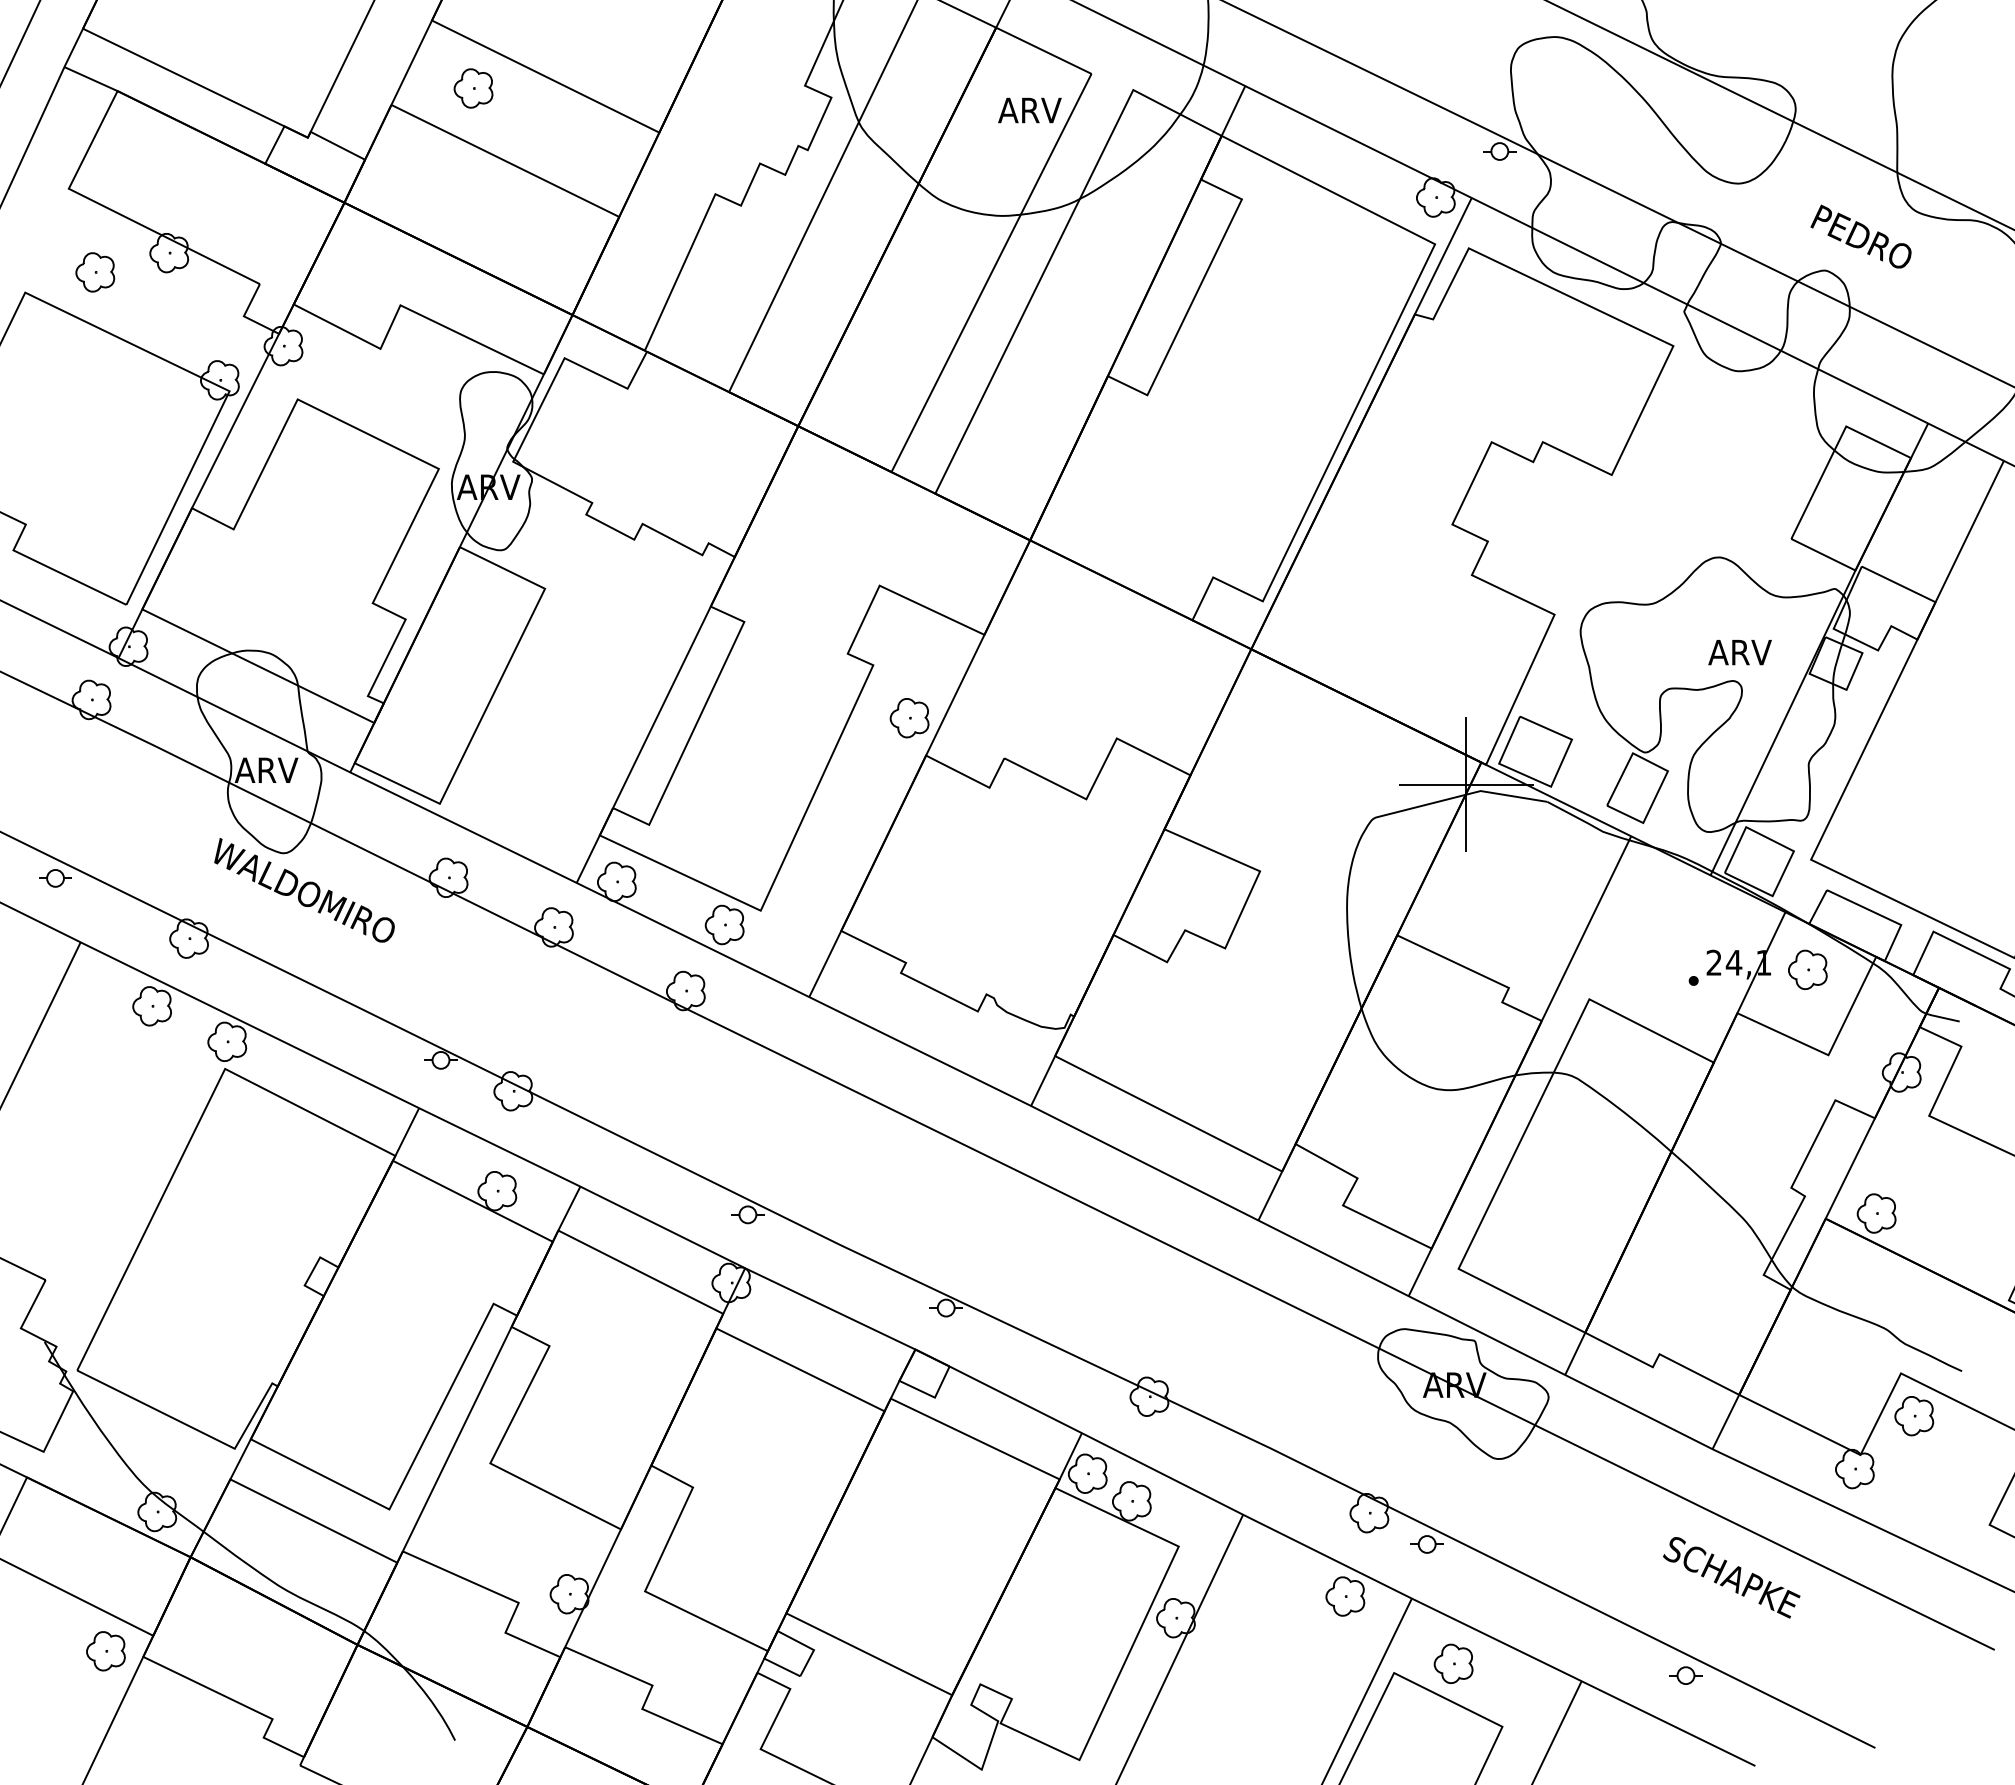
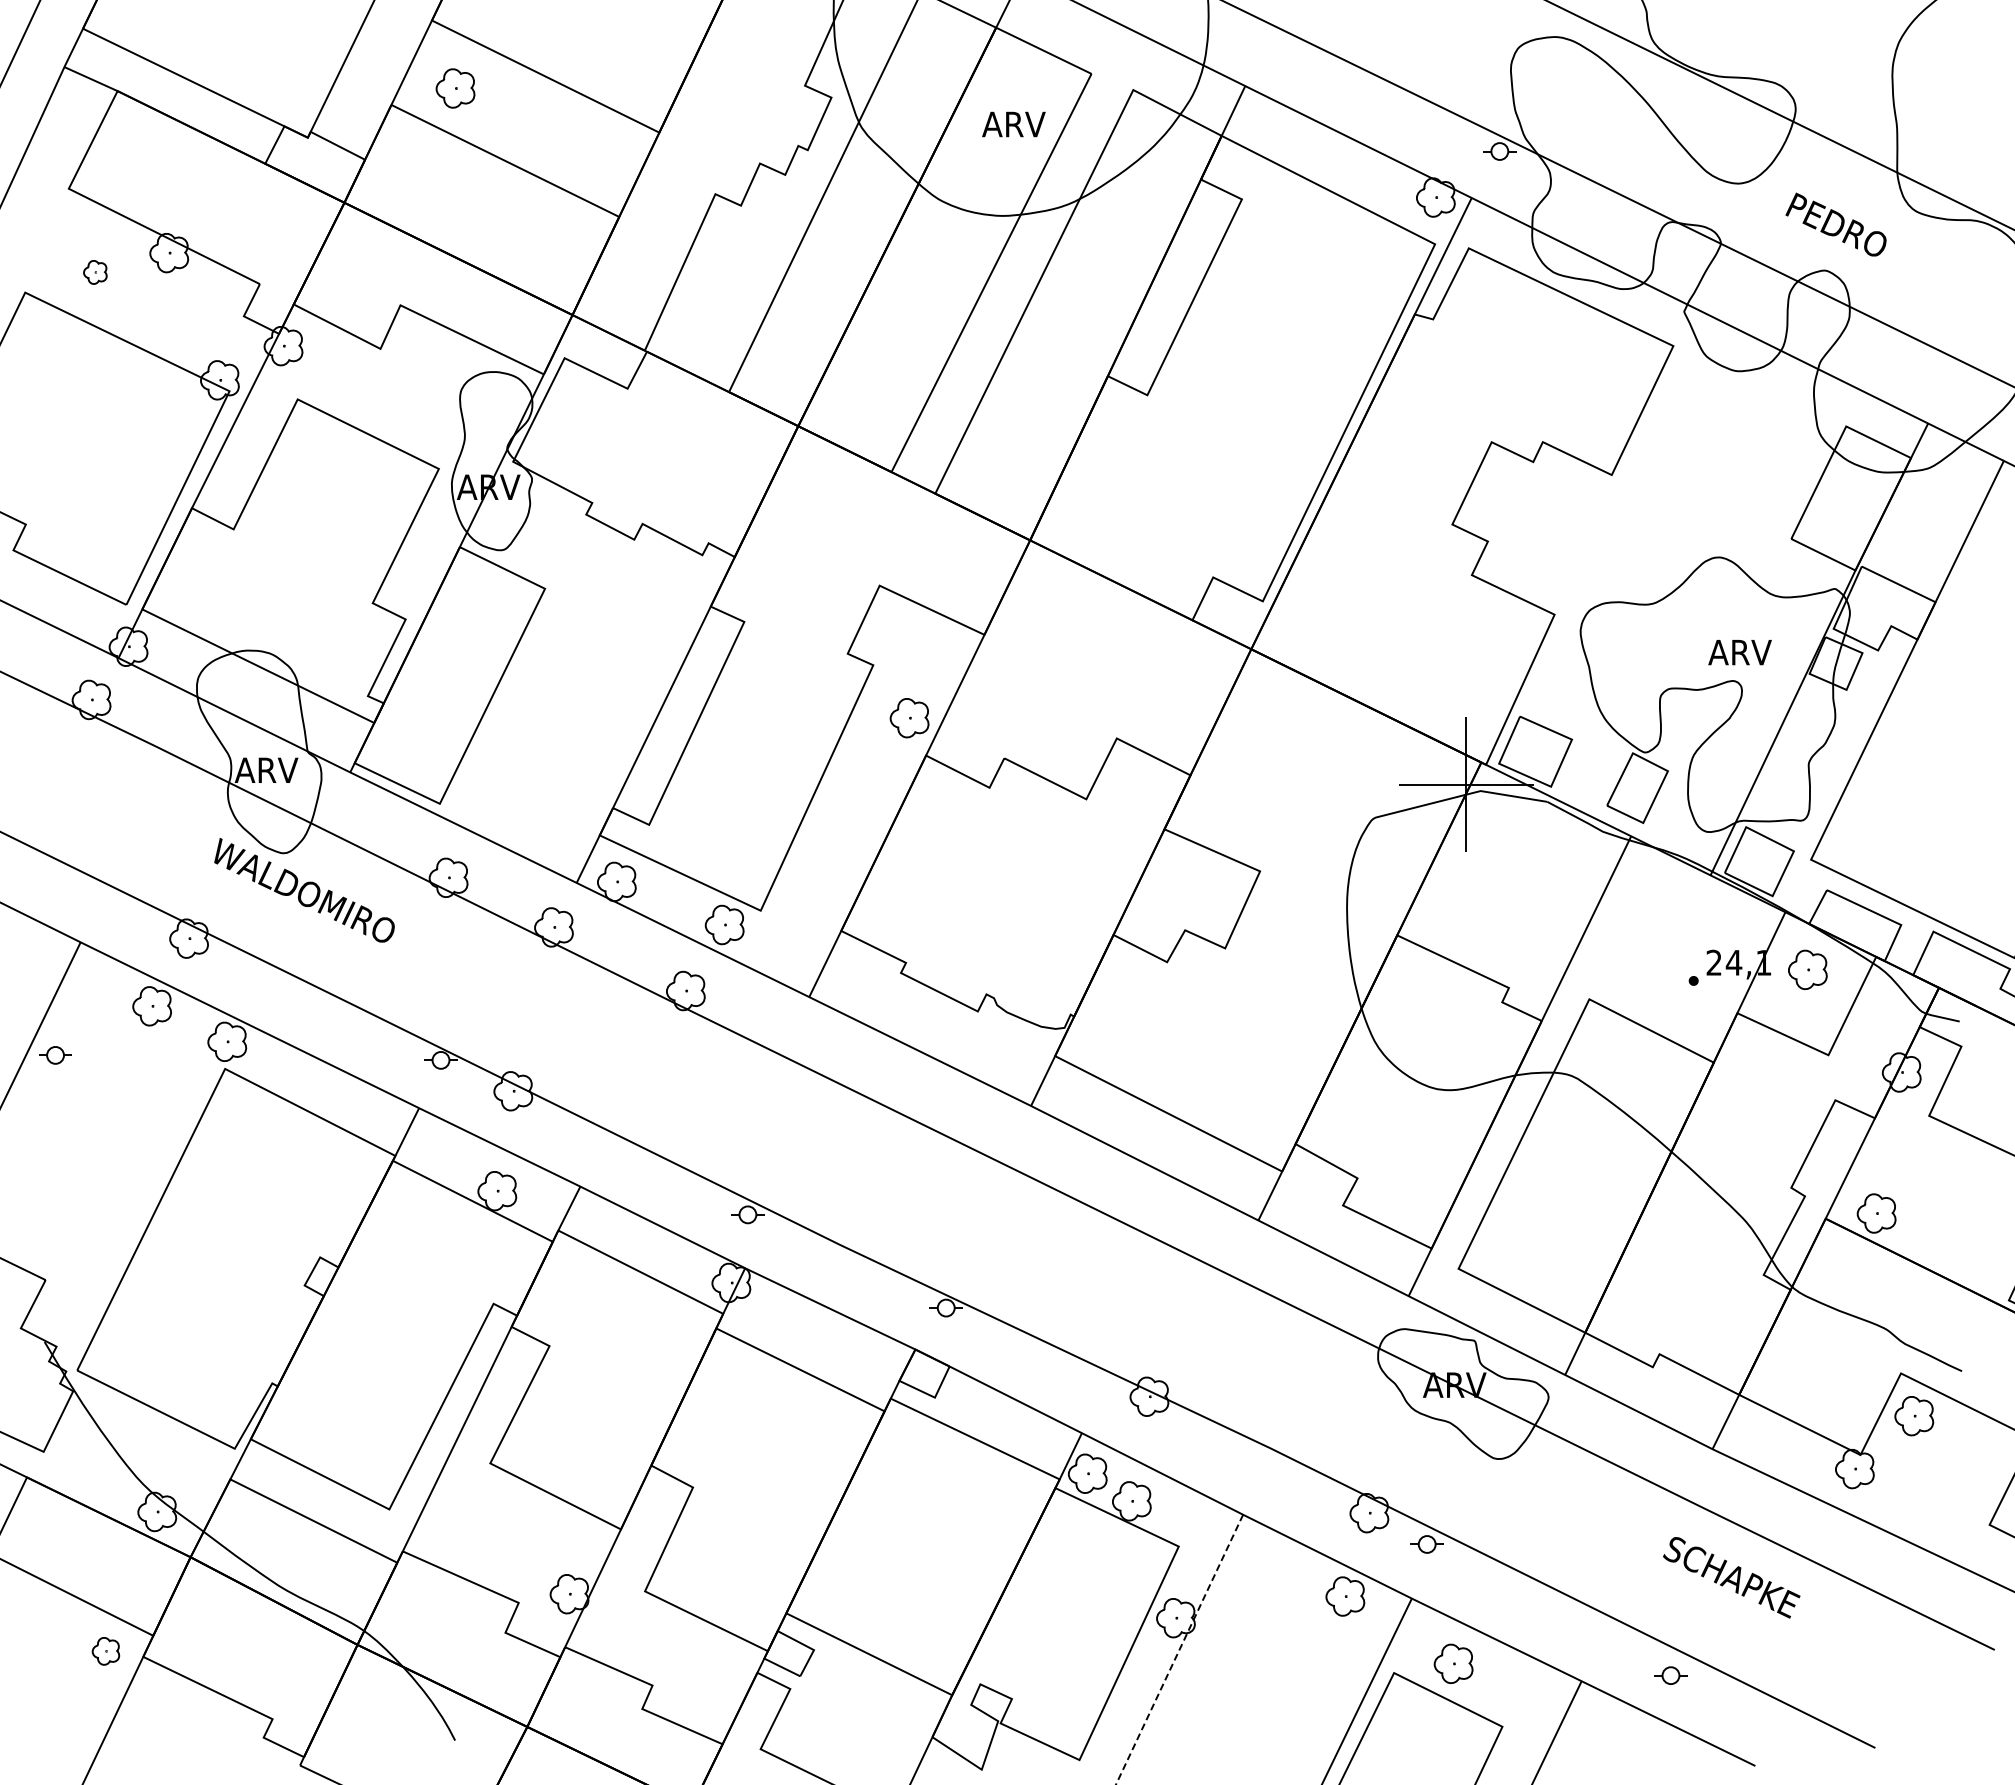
part position: (473, 88) -> (455, 88) (455, 88)
text position: (1029, 110) -> (1013, 124) (1013, 124)
text position: (1860, 236) -> (1835, 224) (1835, 224)
part size: 41x41 px -> 25x25 px (95, 272)
part position: (55, 878) -> (55, 1055) (55, 1055)
line: solid -> dashed (1179, 1650)
part size: 40x41 px -> 30x29 px (105, 1651)
part position: (1685, 1675) -> (1670, 1675) (1670, 1675)
